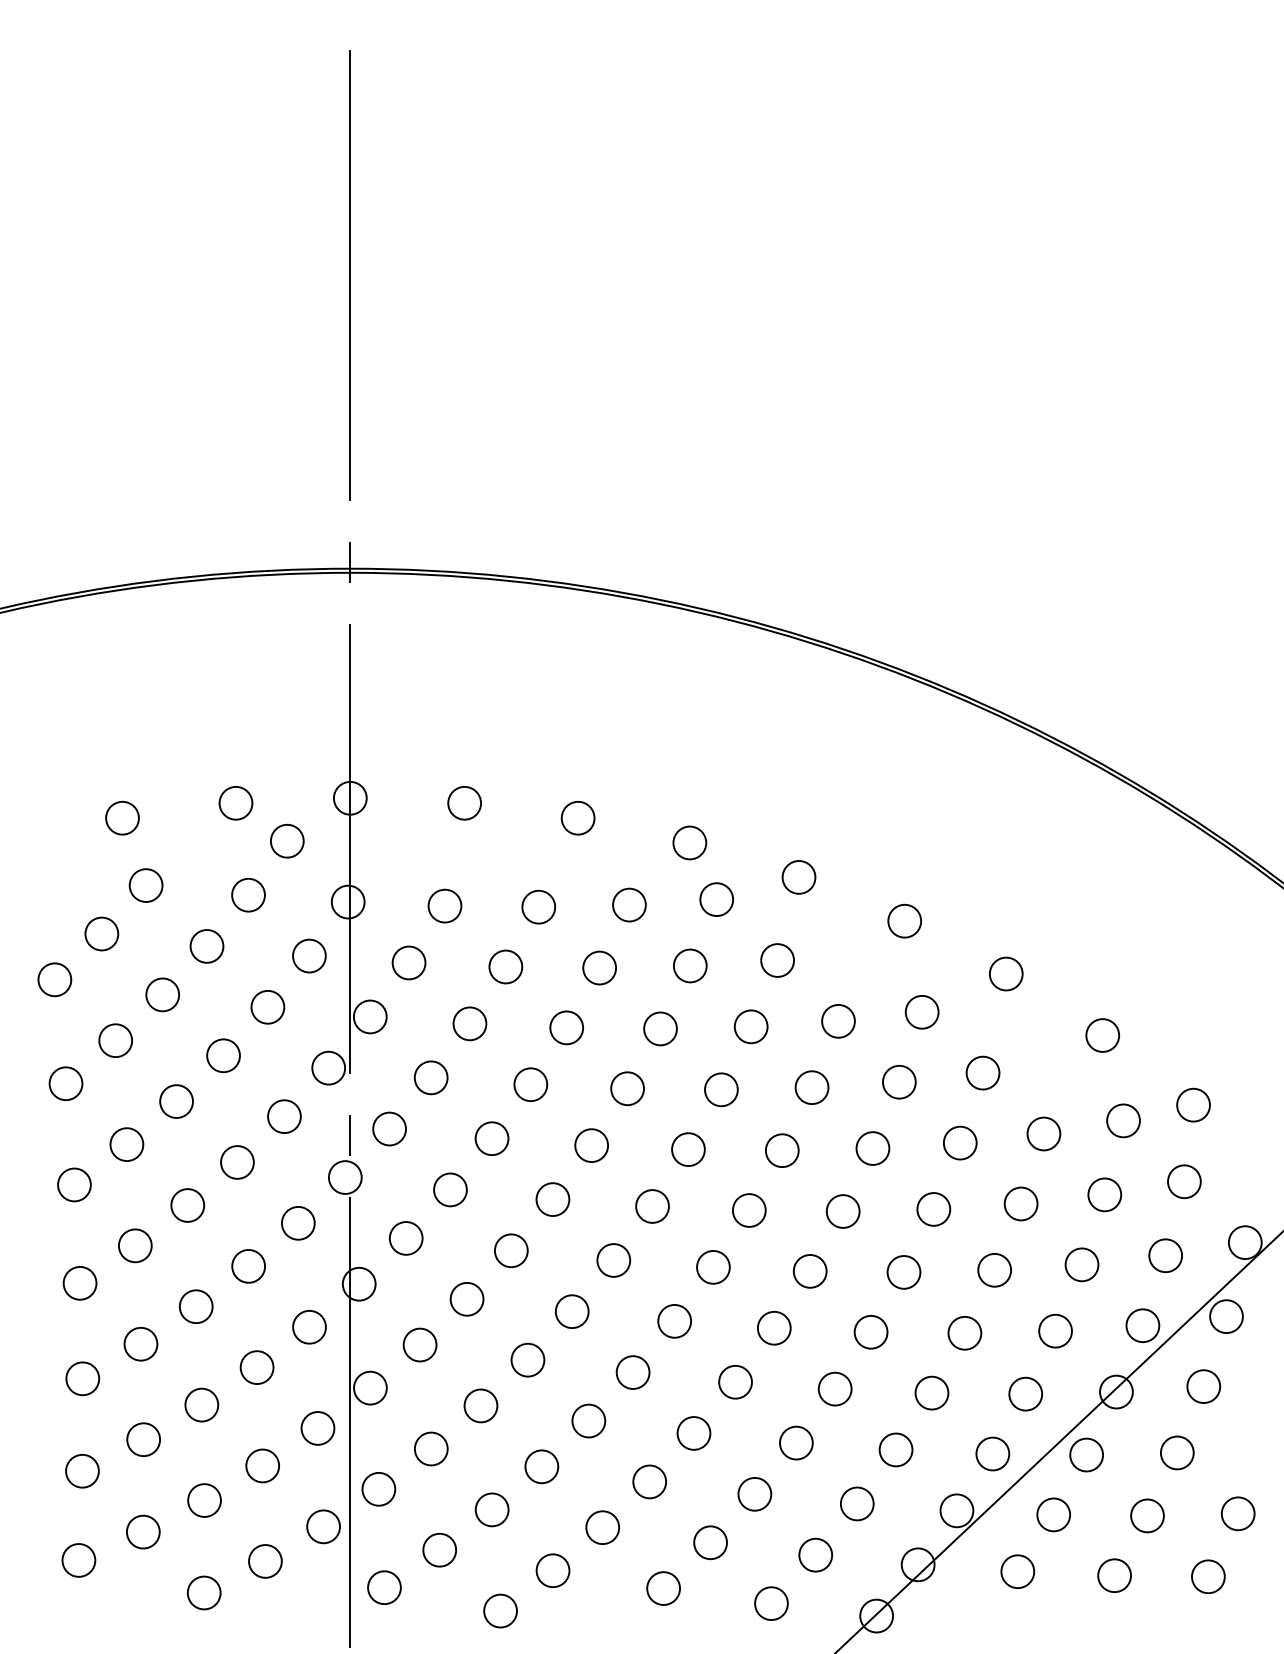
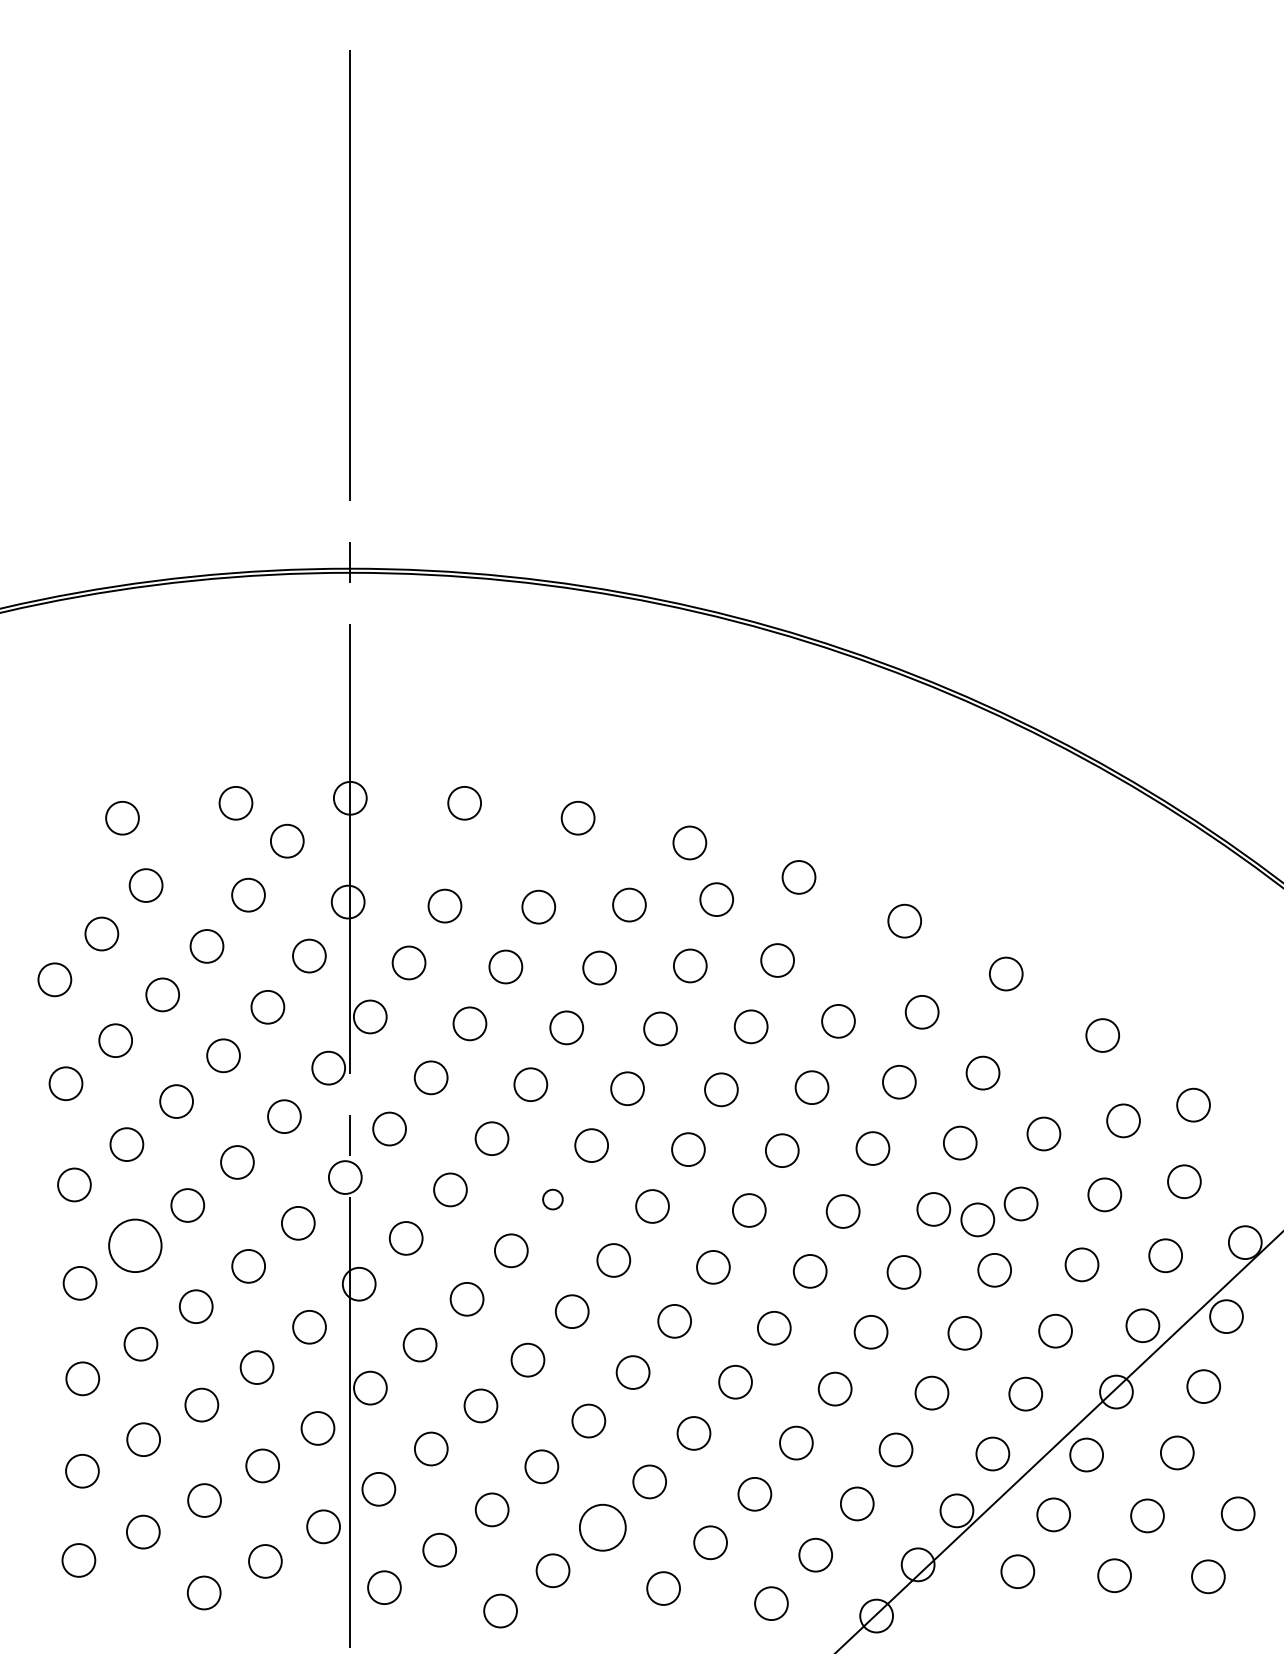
circle diameter: 33 px -> 20 px (552, 1199)
circle: none -> present (977, 1219)
circle diameter: 33 px -> 52 px (135, 1245)
circle size: 35x35 px -> 48x49 px (602, 1527)
